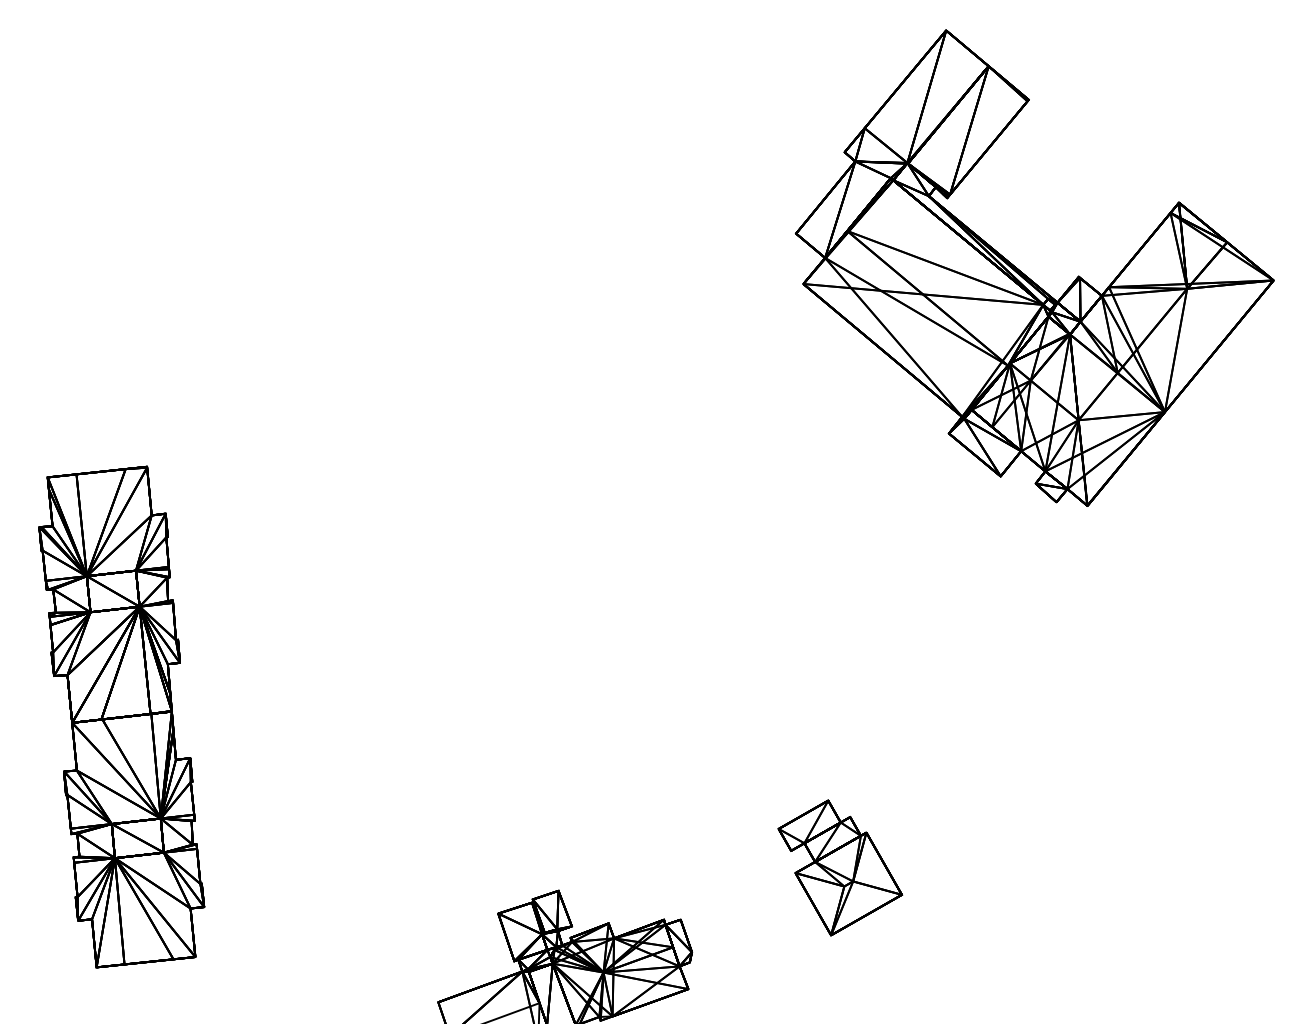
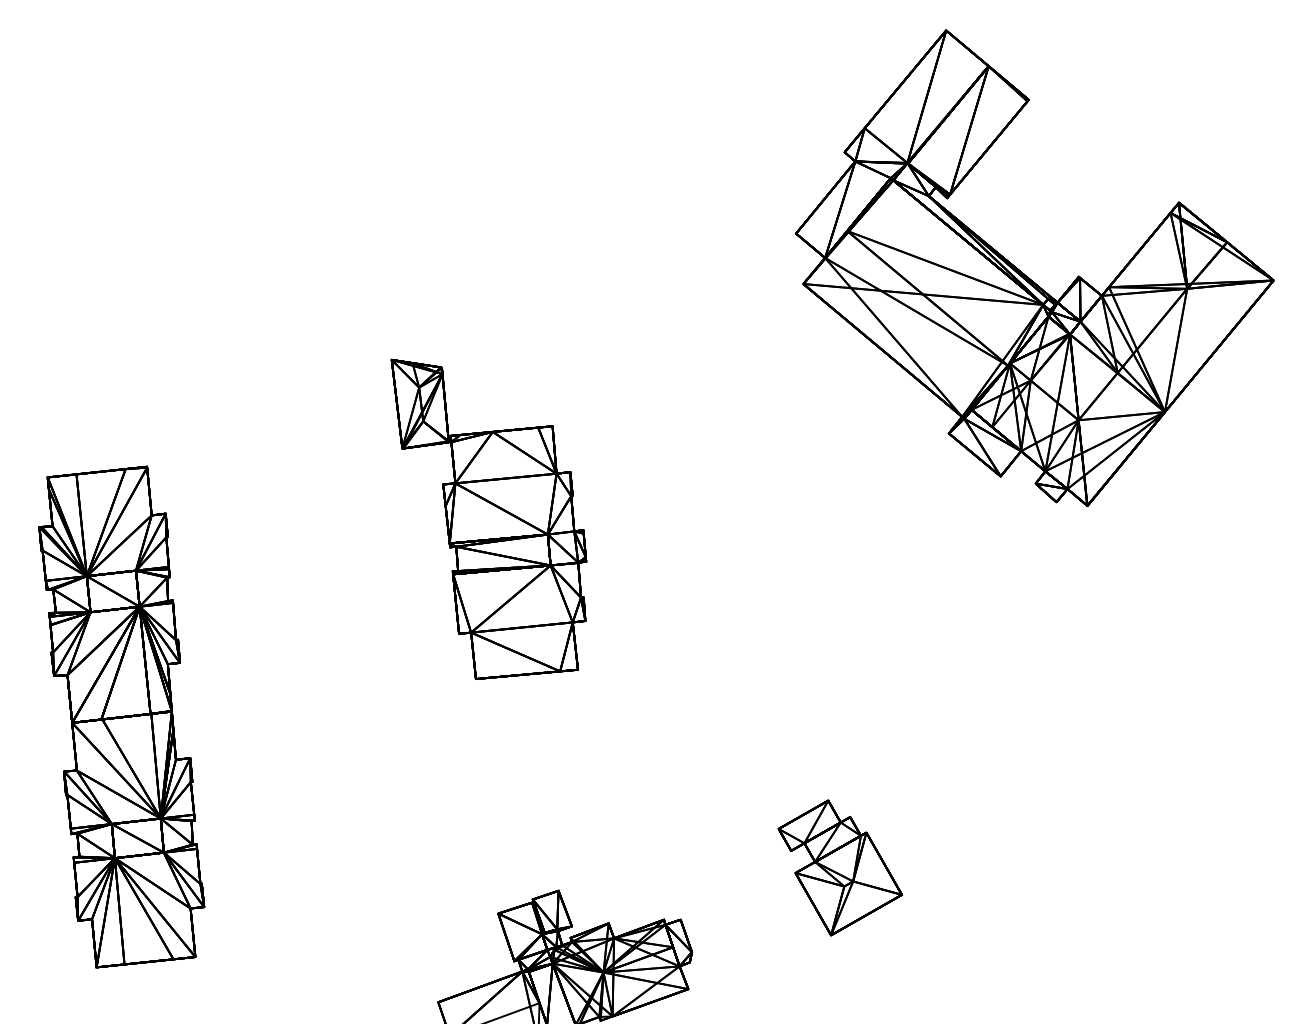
part: none -> present (488, 518)
